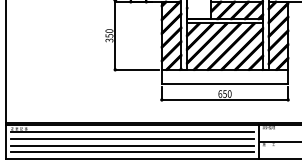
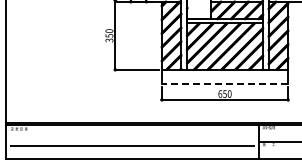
line: solid -> dashed (224, 84)
line: present -> none (132, 131)
line: present -> none (132, 138)
line: present -> none (132, 152)
